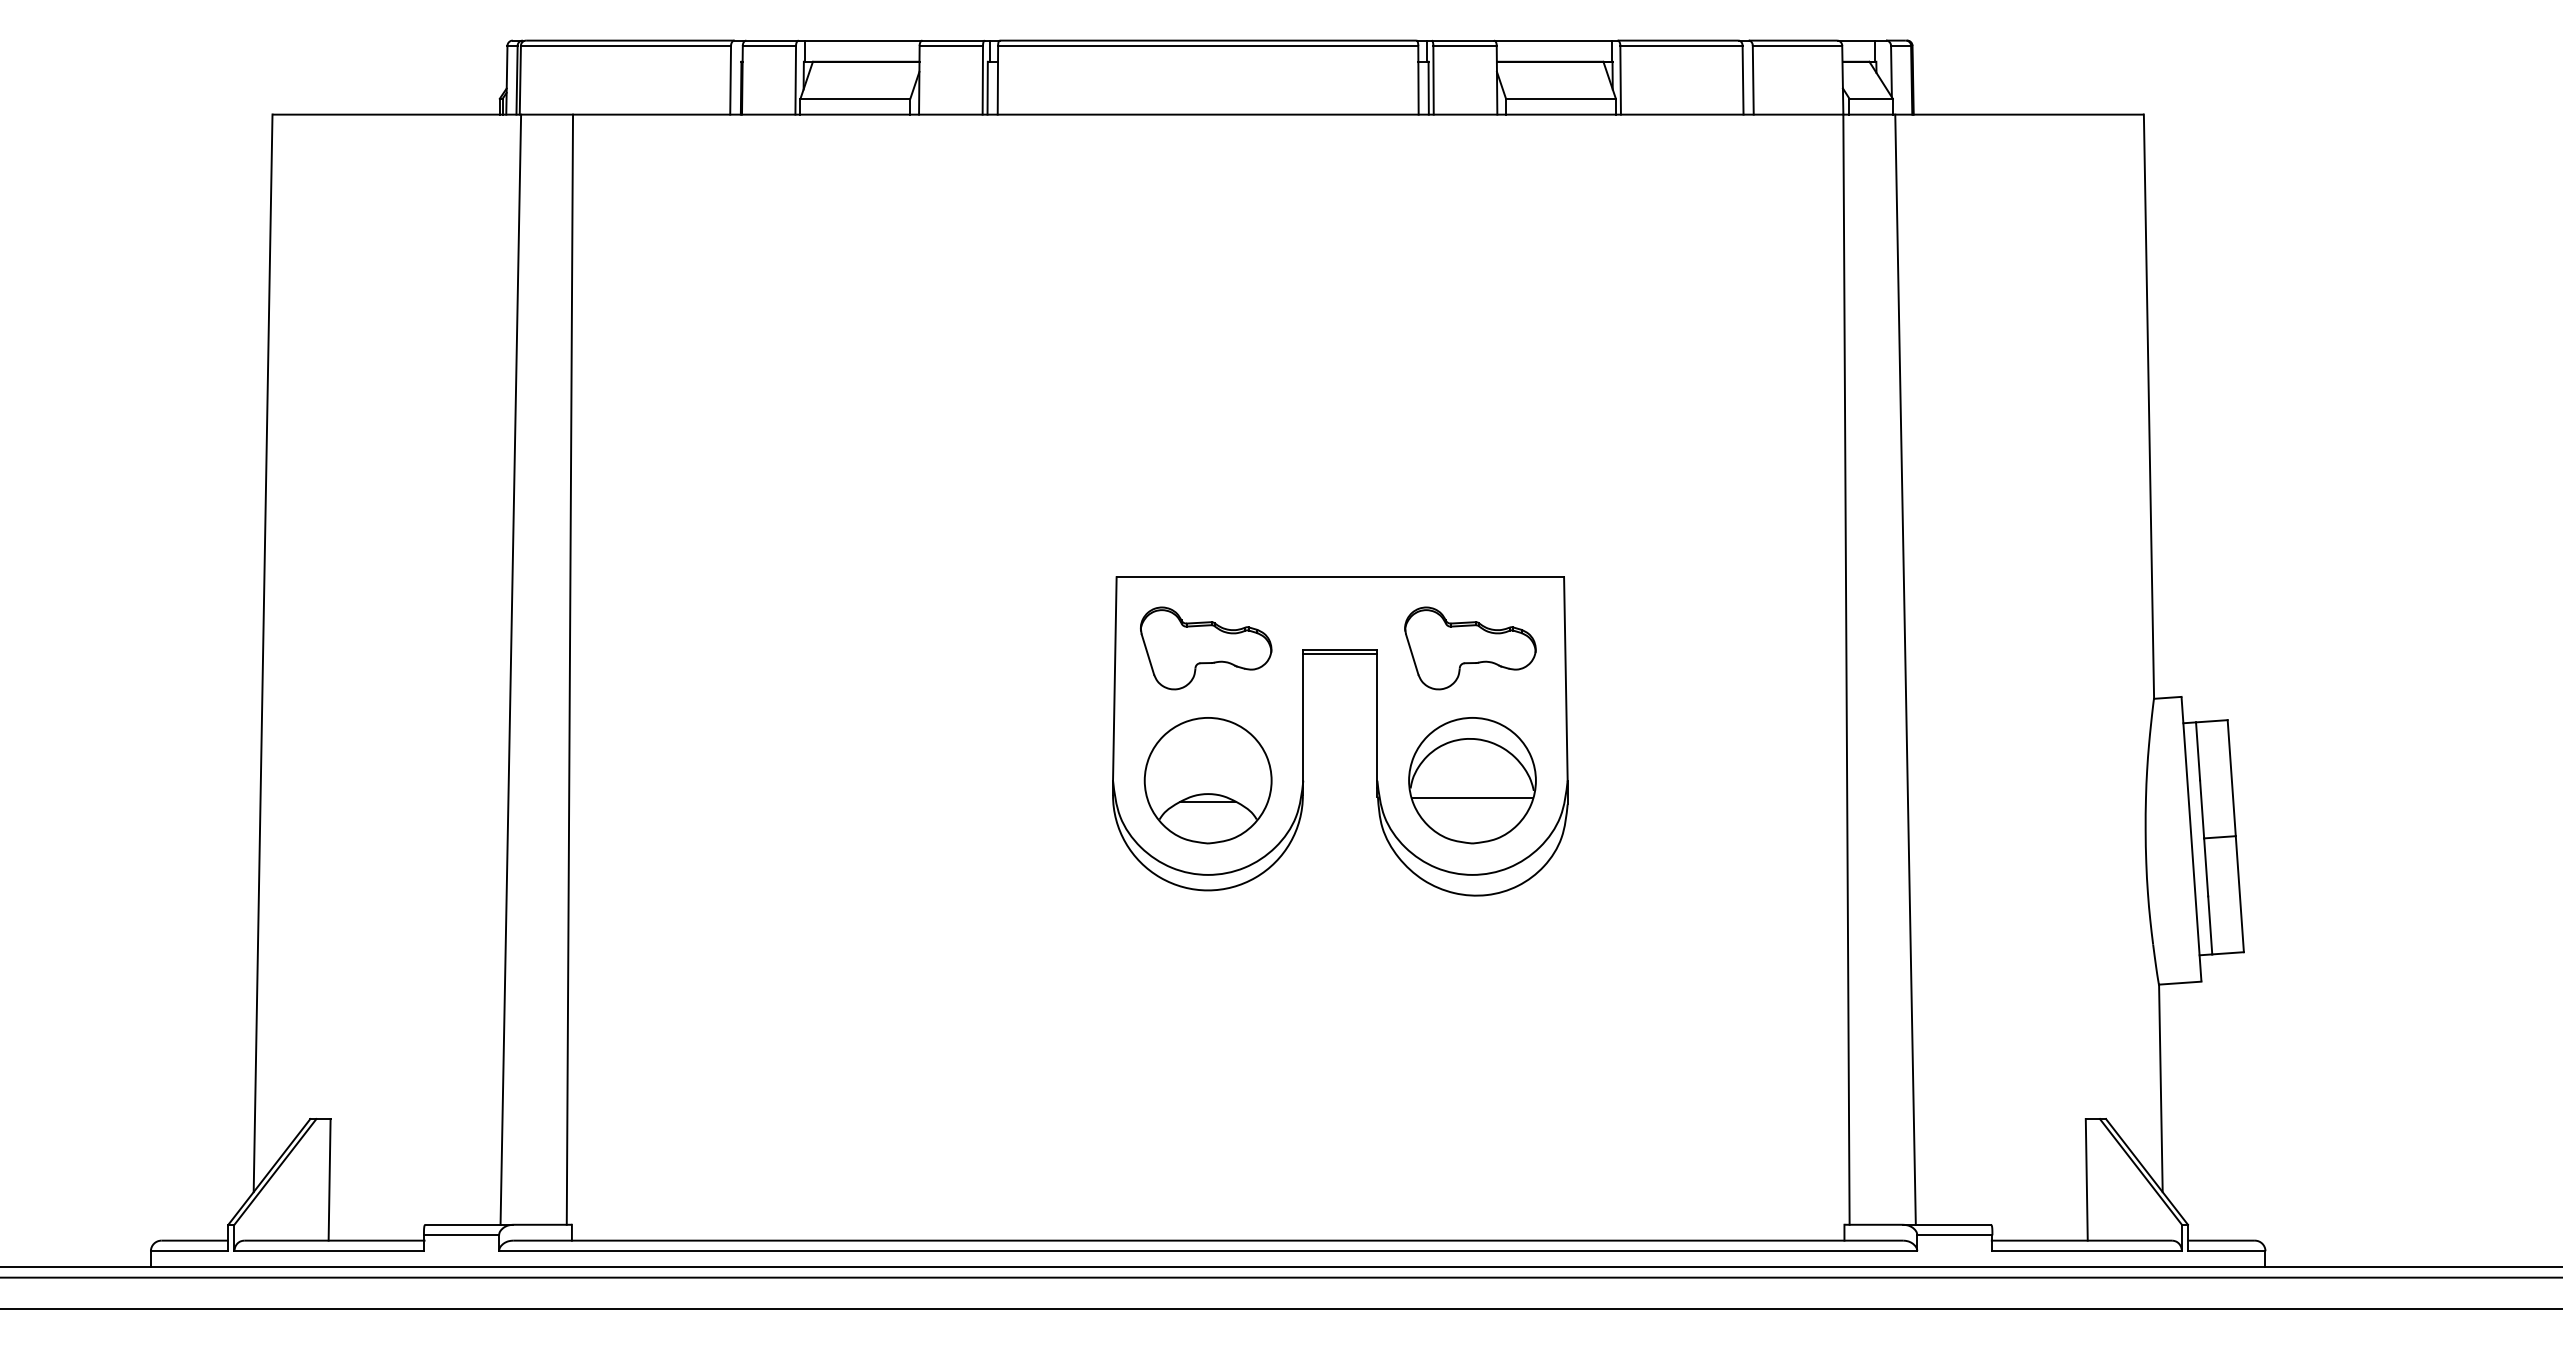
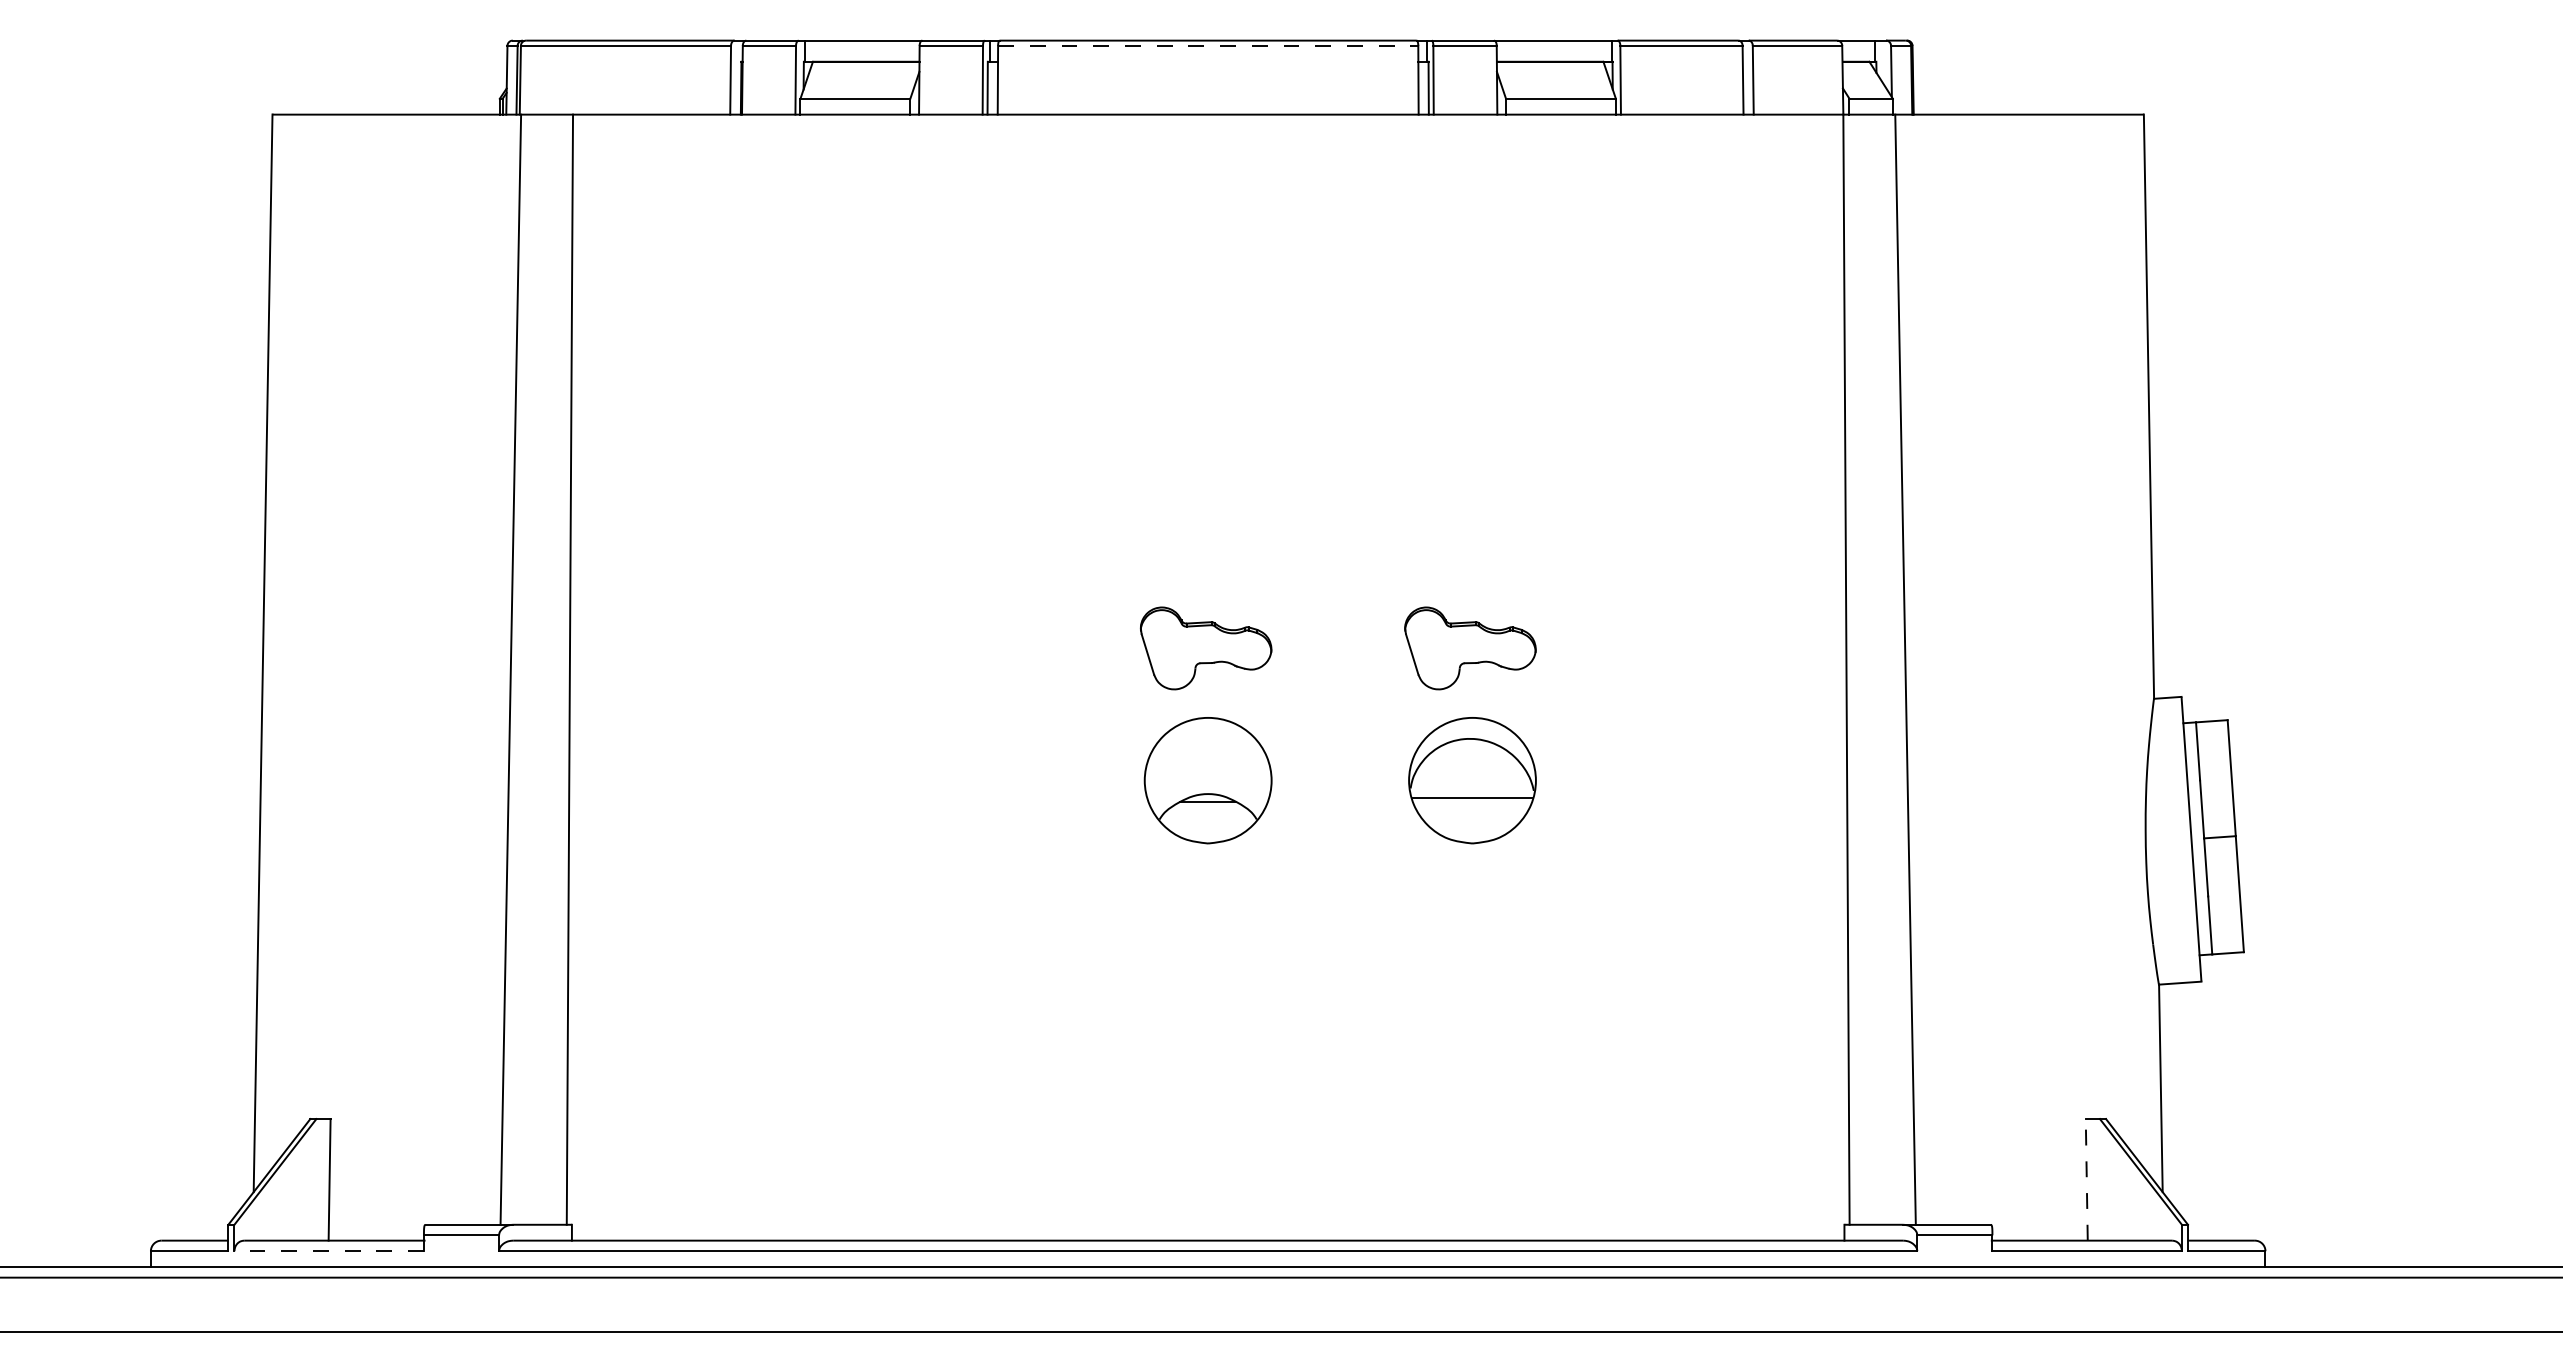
line: solid -> dashed (1208, 45)
part: present -> none (1376, 736)
line: solid -> dashed (2086, 1179)
line: solid -> dashed (329, 1251)
line position: (1280, 1309) -> (1280, 1332) (1280, 1332)
